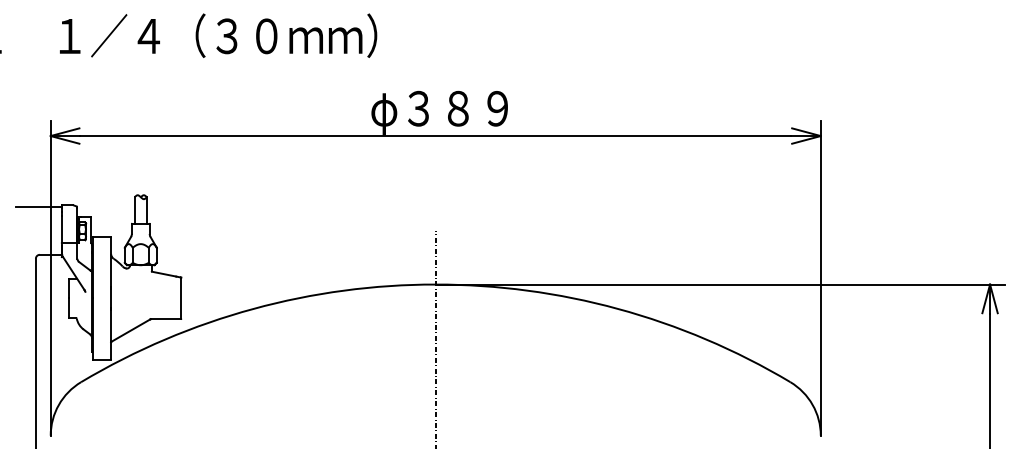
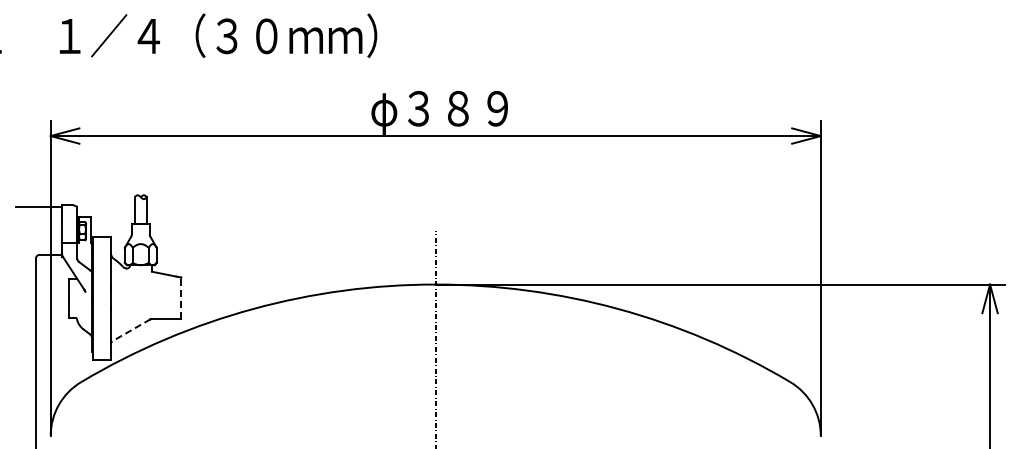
line: solid -> dashed (181, 297)
line: solid -> dashed (130, 330)
